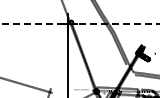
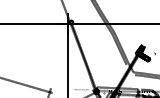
line: dashed -> solid (79, 23)
